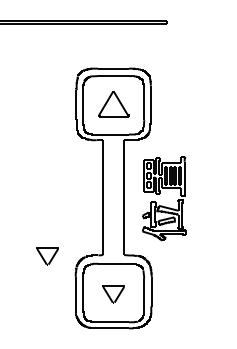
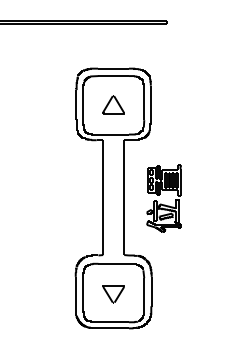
part size: 32x27 px -> 23x20 px (113, 104)
part size: 45x86 px -> 36x69 px (163, 198)
part: present -> none (47, 256)
